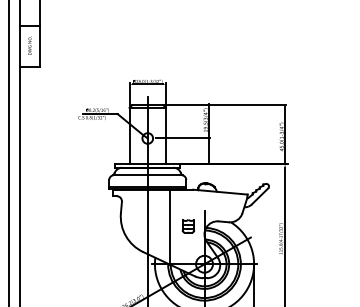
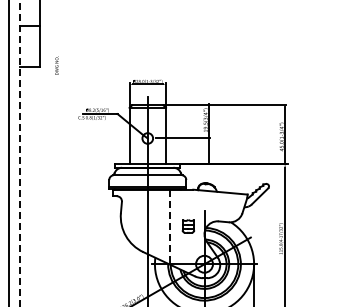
text position: (29, 45) -> (56, 65) (56, 65)
line: solid -> dashed (20, 154)
line: solid -> dashed (170, 227)
